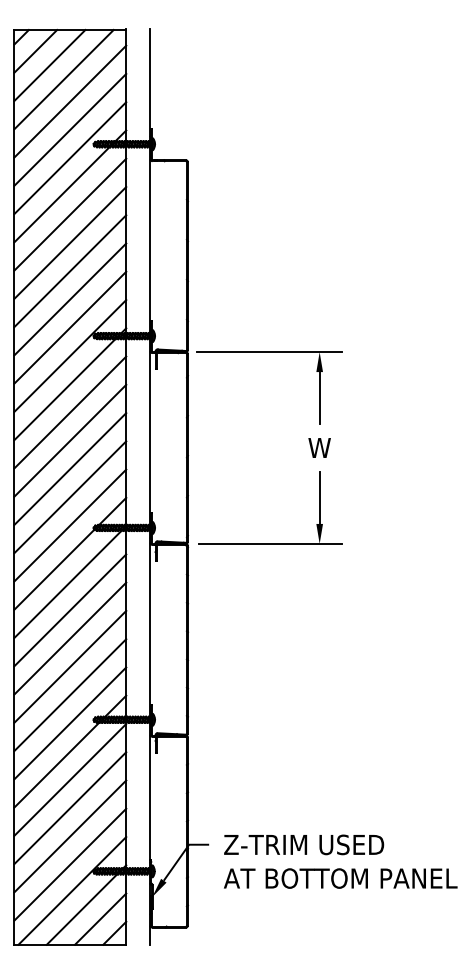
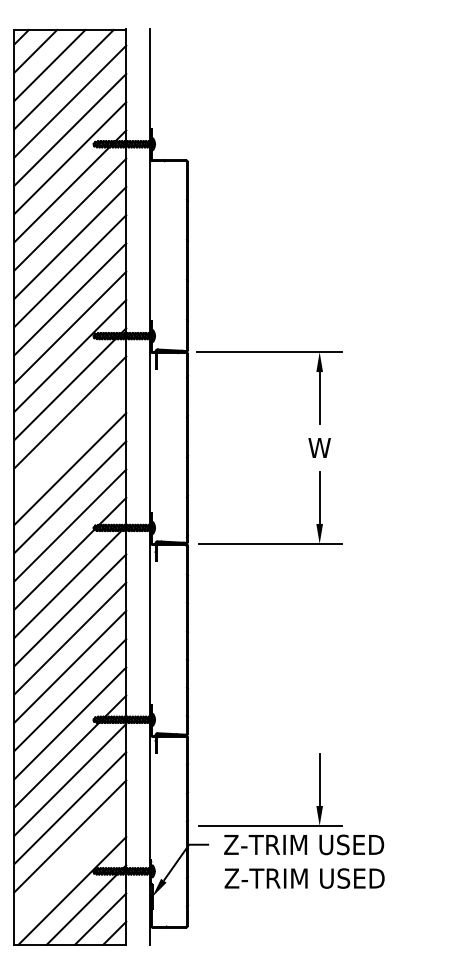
line: present -> none (70, 440)
part: none -> present (270, 825)
line: present -> none (70, 864)
text: AT BOTTOM PANEL -> Z-TRIM USED (340, 878)
